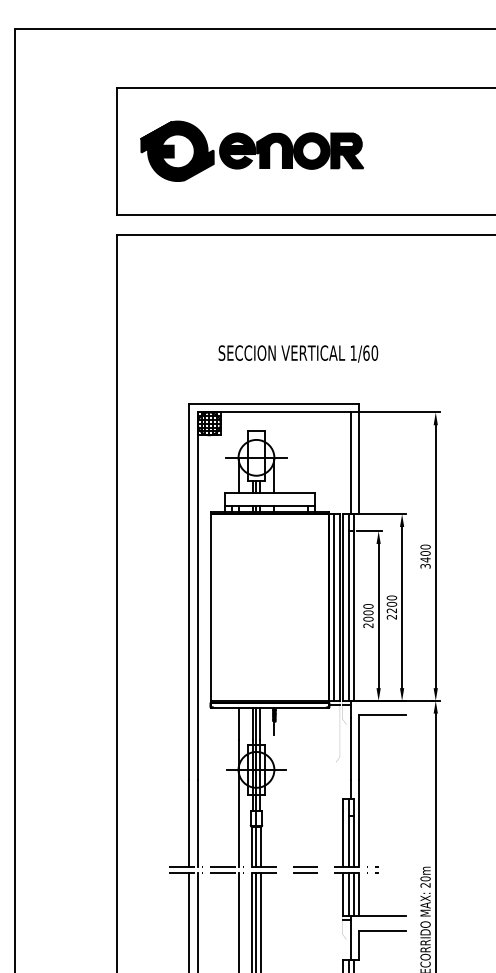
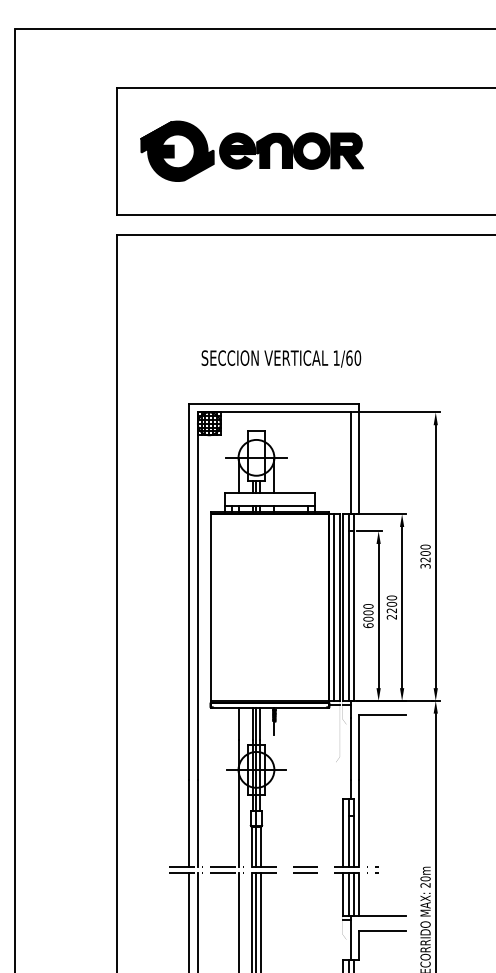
text position: (298, 353) -> (281, 358) (281, 358)
text: 3400 -> 3200 (425, 559)
text: 2000 -> 6000 (368, 625)
